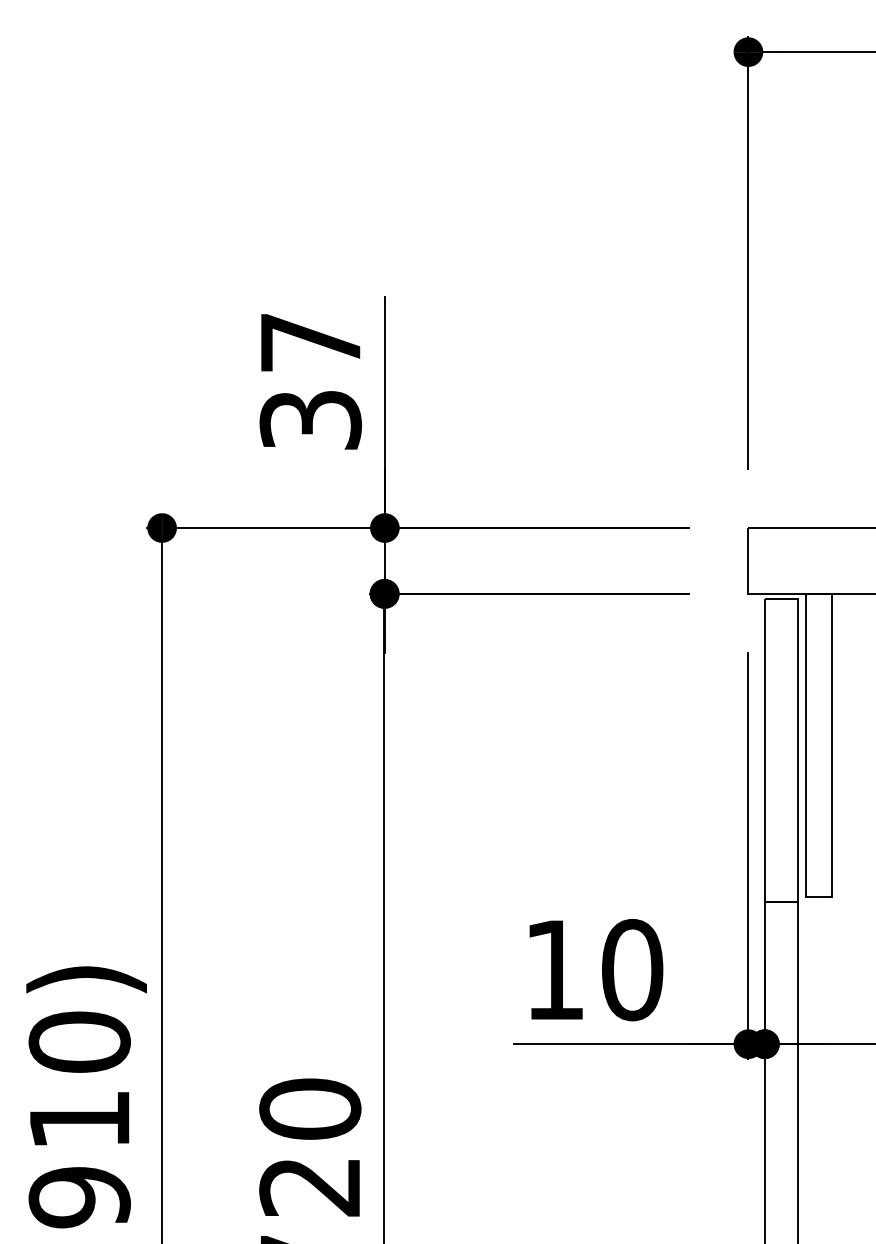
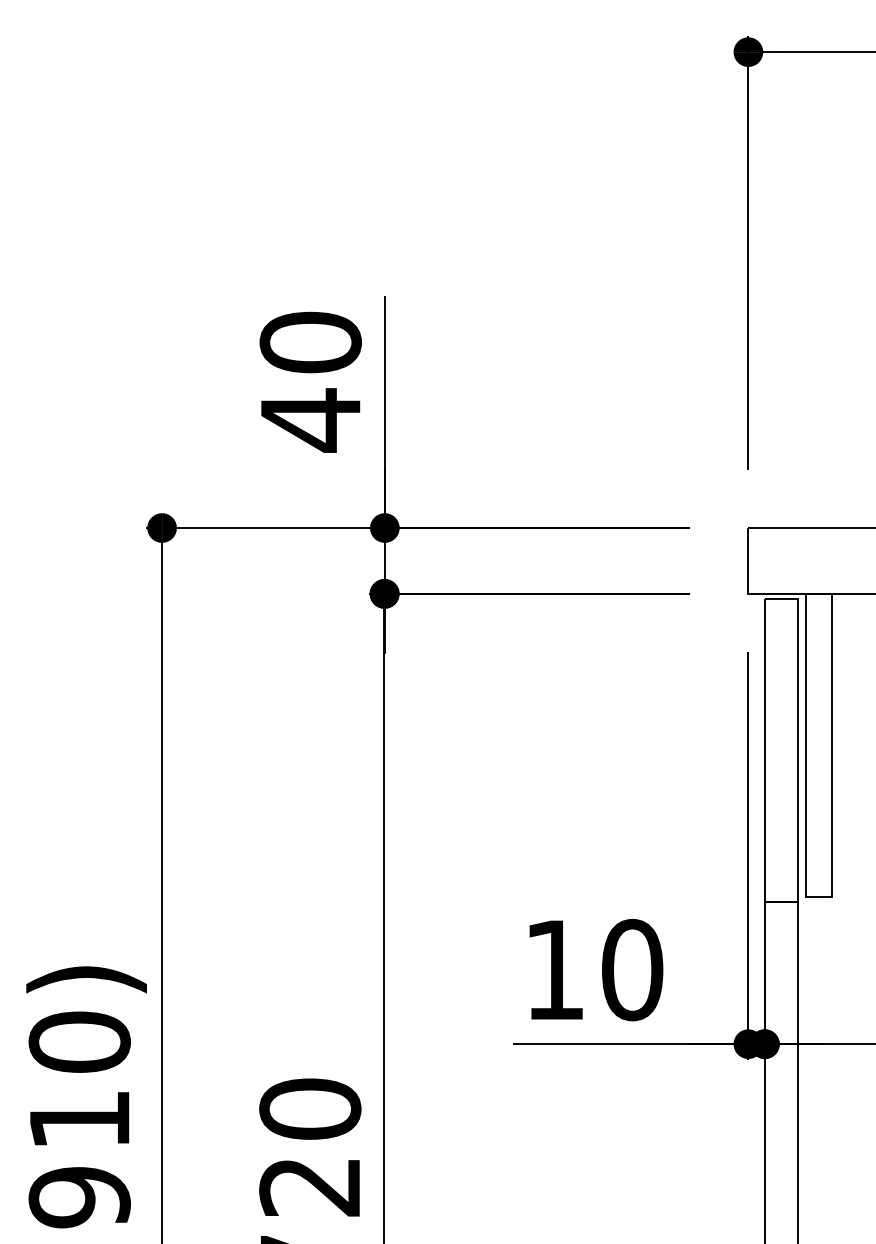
text: 37 -> 40 (310, 381)
